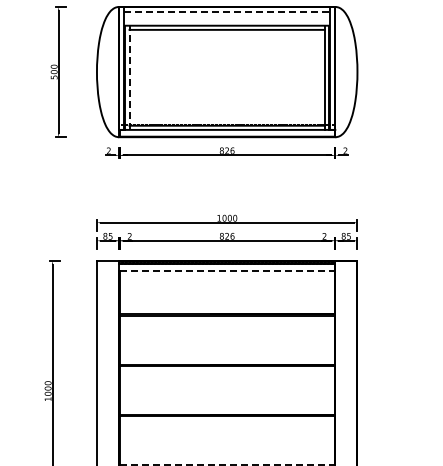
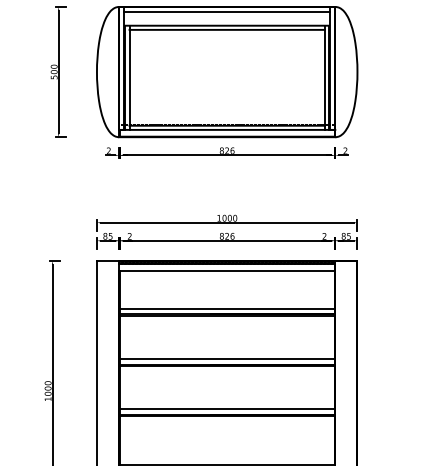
line: dashed -> solid (227, 12)
line: dashed -> solid (129, 77)
line: dashed -> solid (227, 271)
line: none -> present (226, 308)
line: none -> present (226, 359)
line: none -> present (226, 409)
line: dashed -> solid (227, 465)
